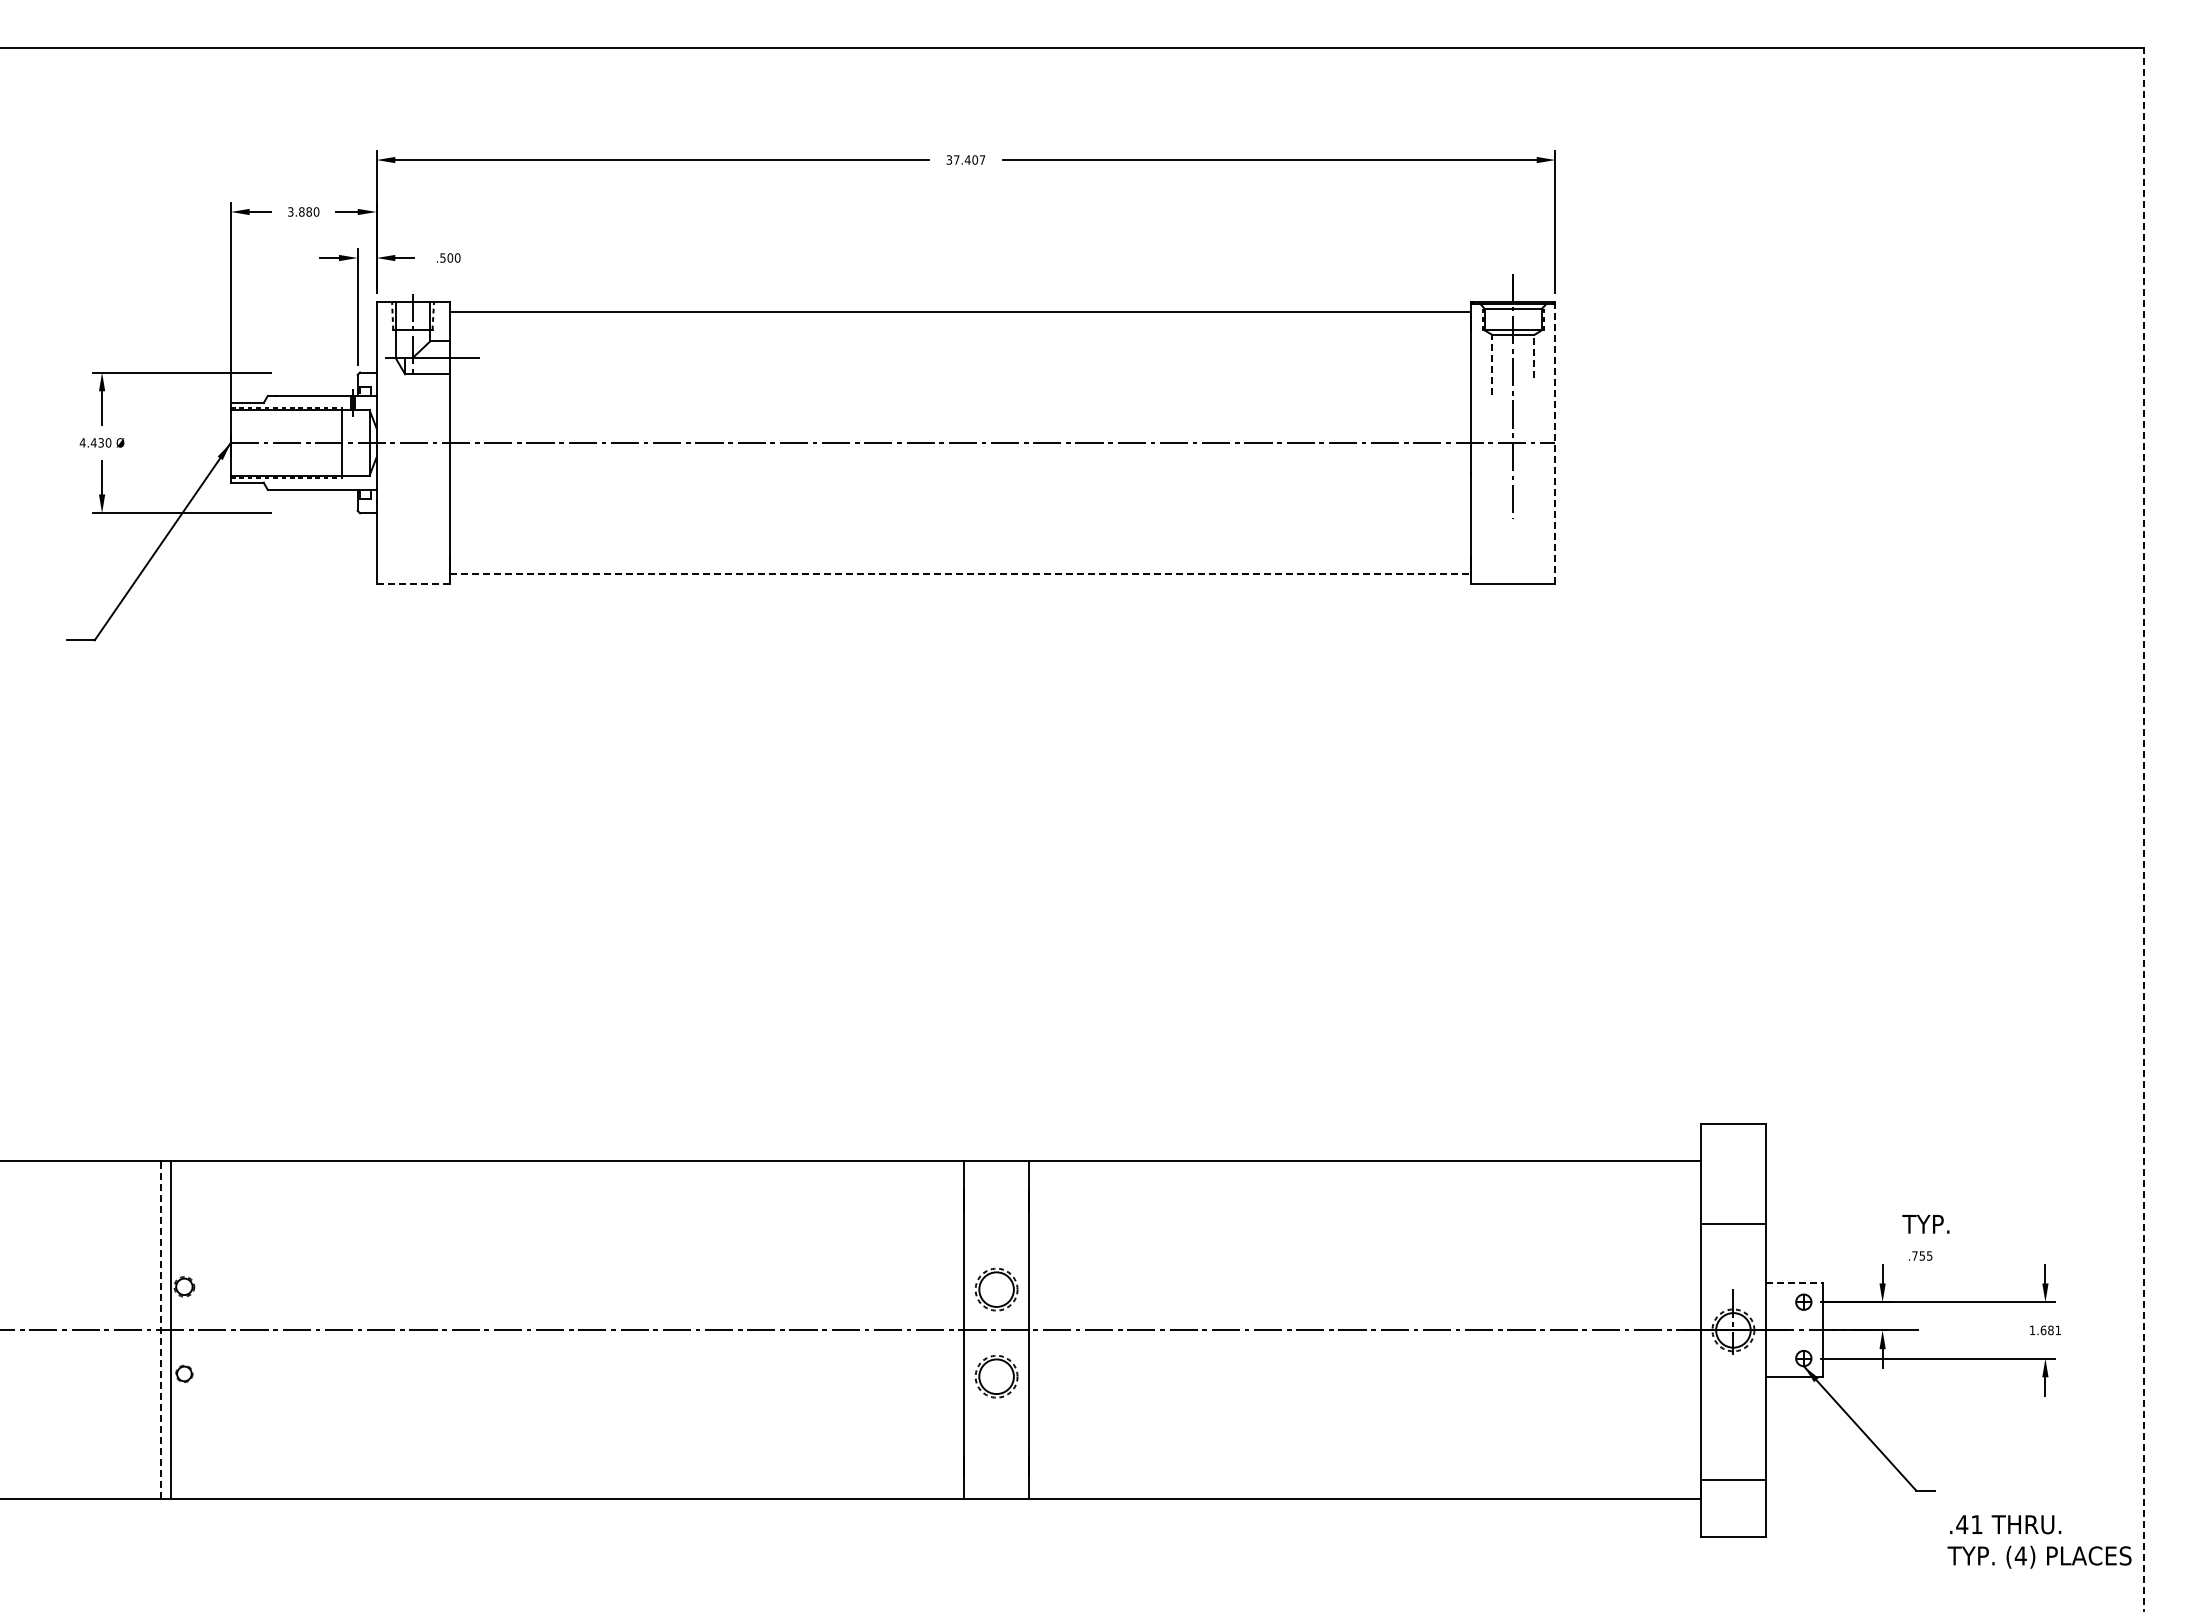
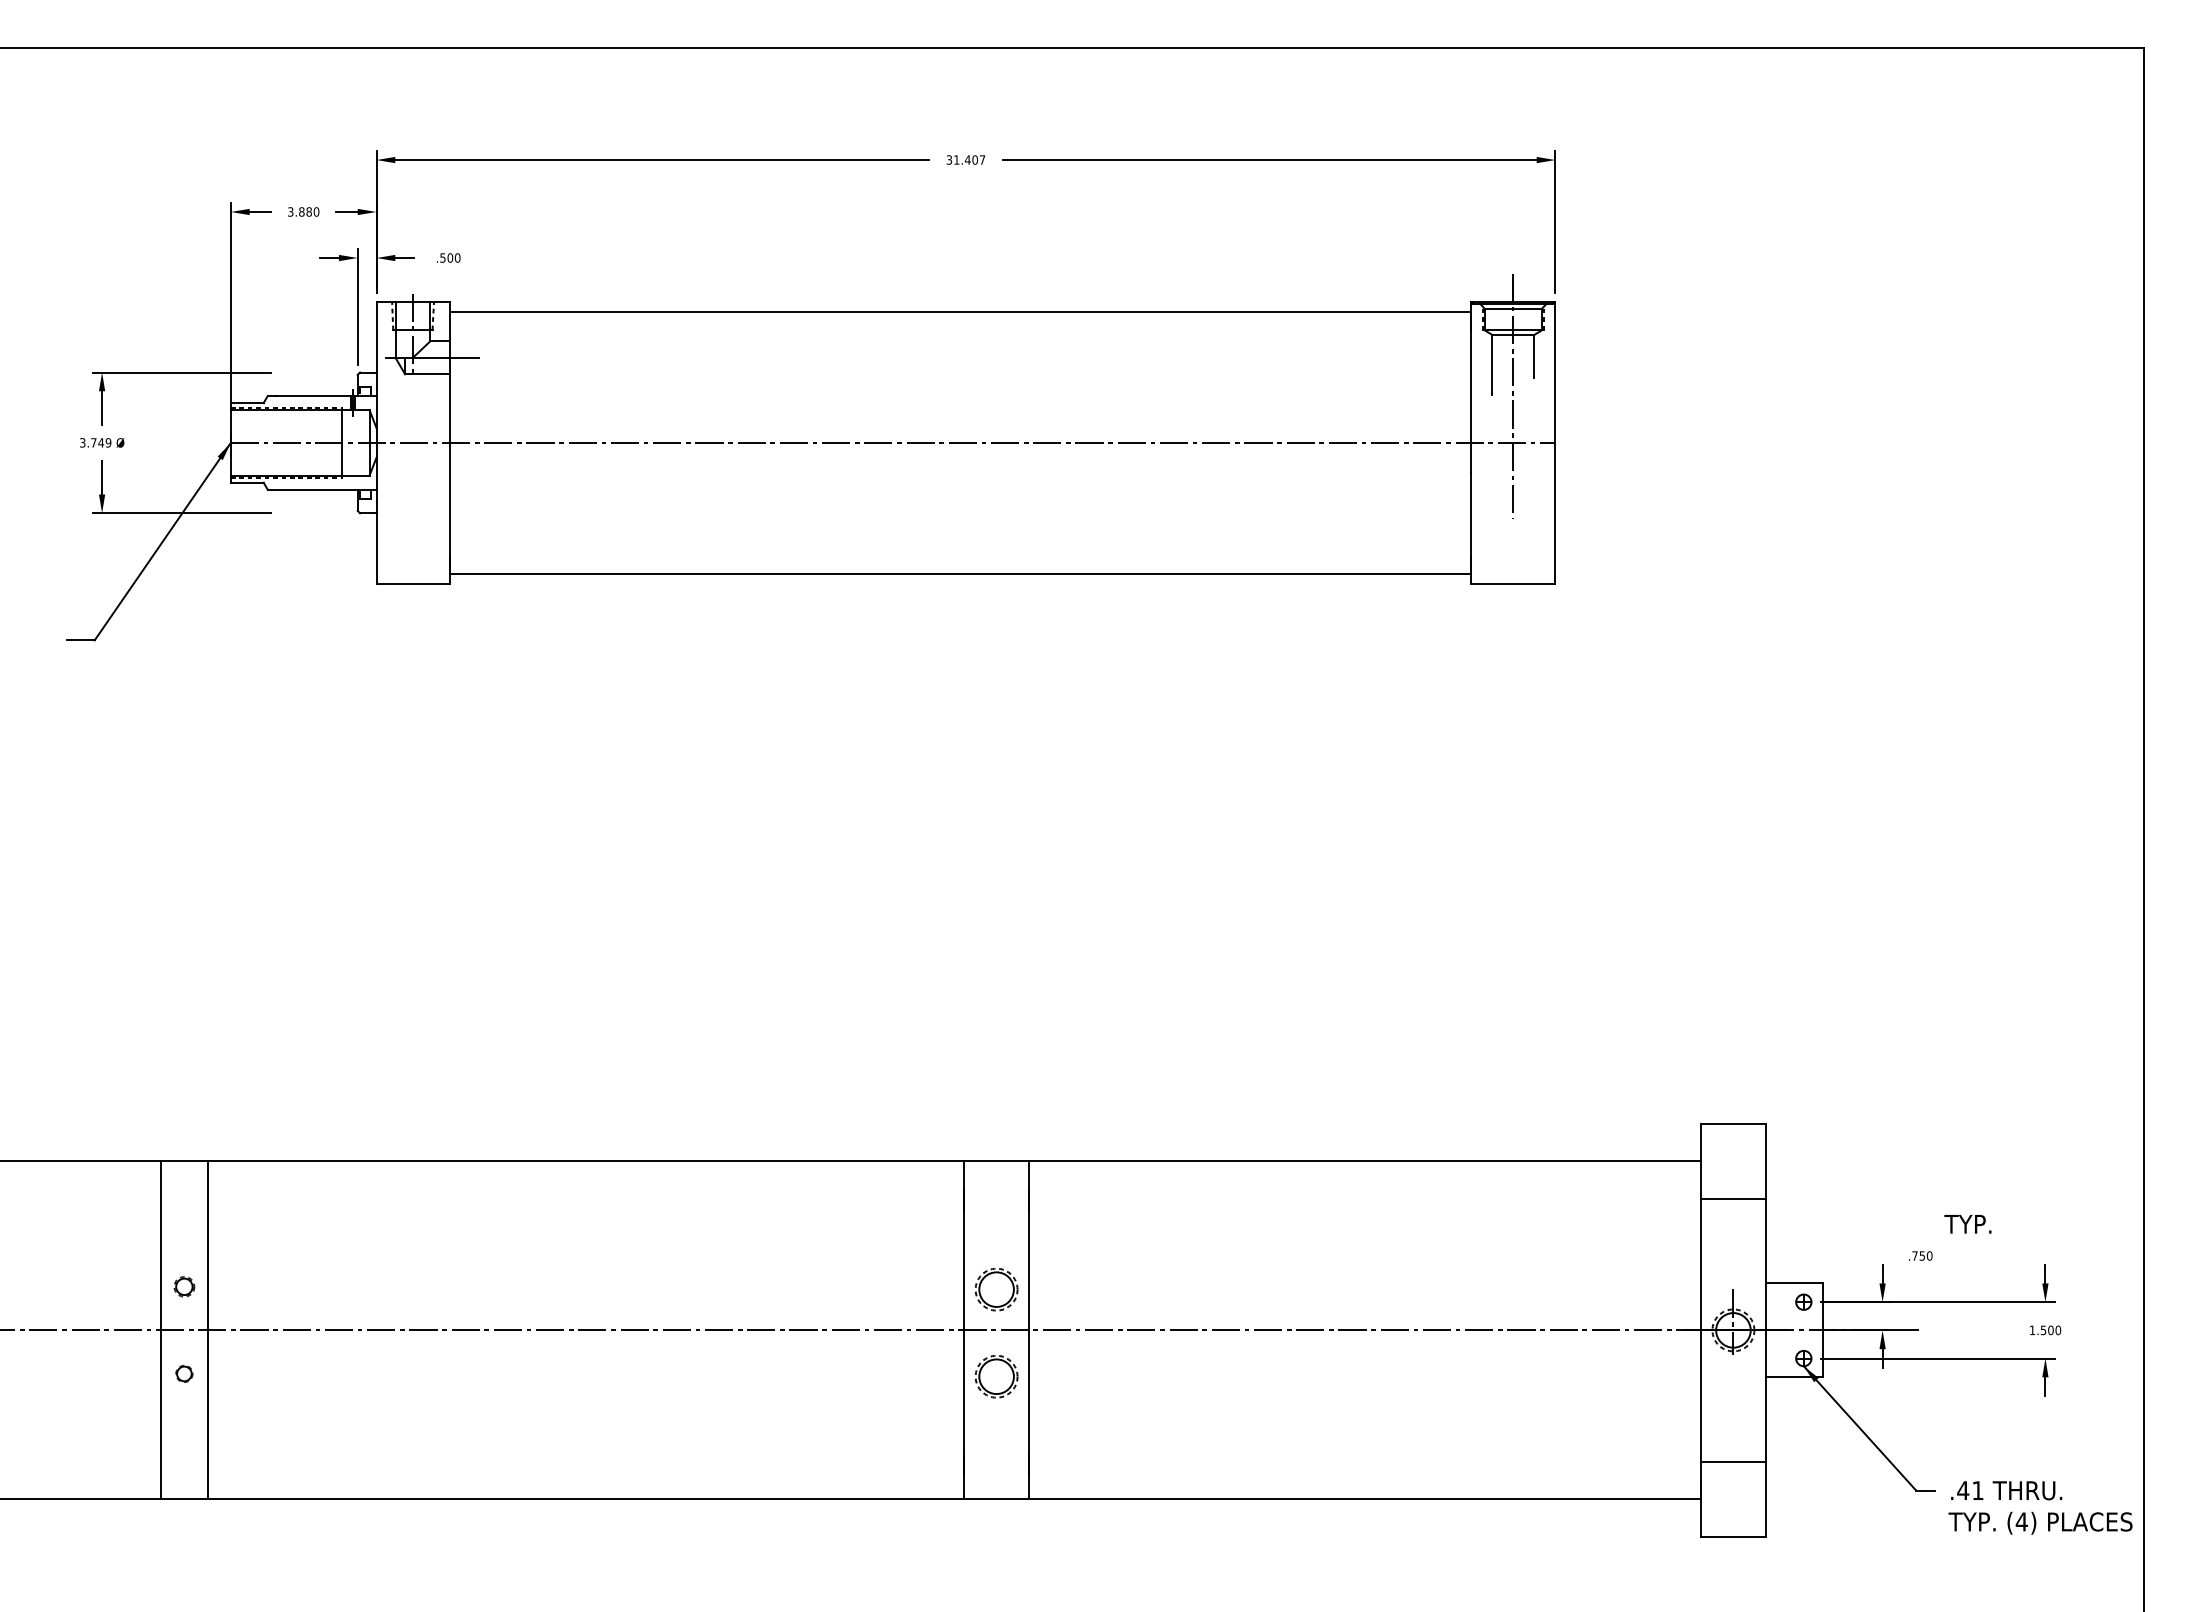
text: 37.407 -> 31.407 (956, 159)
line: dashed -> solid (1534, 356)
line: dashed -> solid (1492, 364)
text: 4.430 -> 3.749 (95, 442)
line: dashed -> solid (1555, 442)
line: dashed -> solid (961, 574)
line: dashed -> solid (413, 583)
line: dashed -> solid (2143, 830)
line position: (1733, 1224) -> (1733, 1199) (1733, 1199)
text position: (1925, 1224) -> (1967, 1224) (1967, 1224)
text: .755 -> .750 (1929, 1255)
line: dashed -> solid (1794, 1283)
line: dashed -> solid (160, 1330)
line position: (170, 1330) -> (207, 1330) (207, 1330)
text: 1.681 -> 1.500 (2050, 1330)
line position: (1733, 1479) -> (1733, 1461) (1733, 1461)
text position: (2039, 1541) -> (2040, 1507) (2040, 1507)
